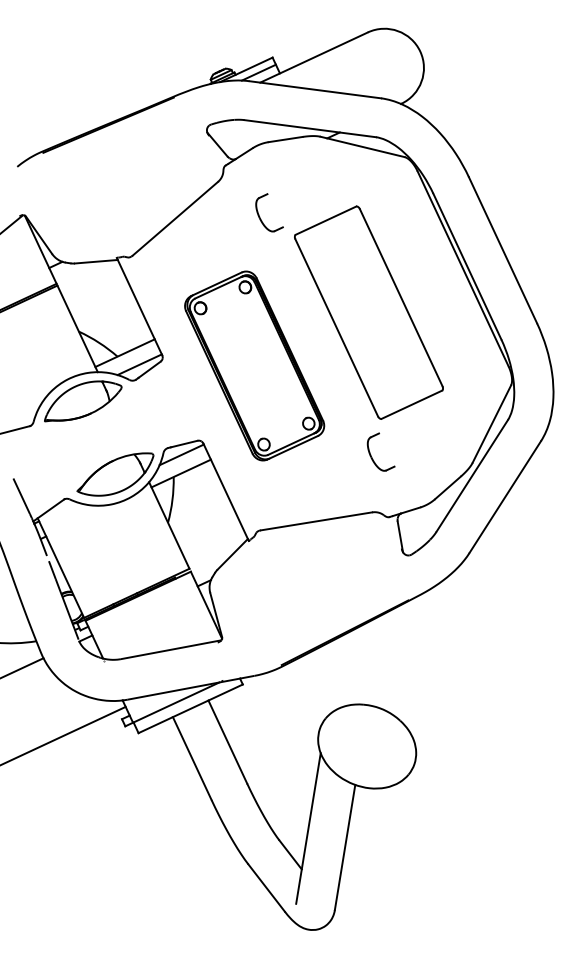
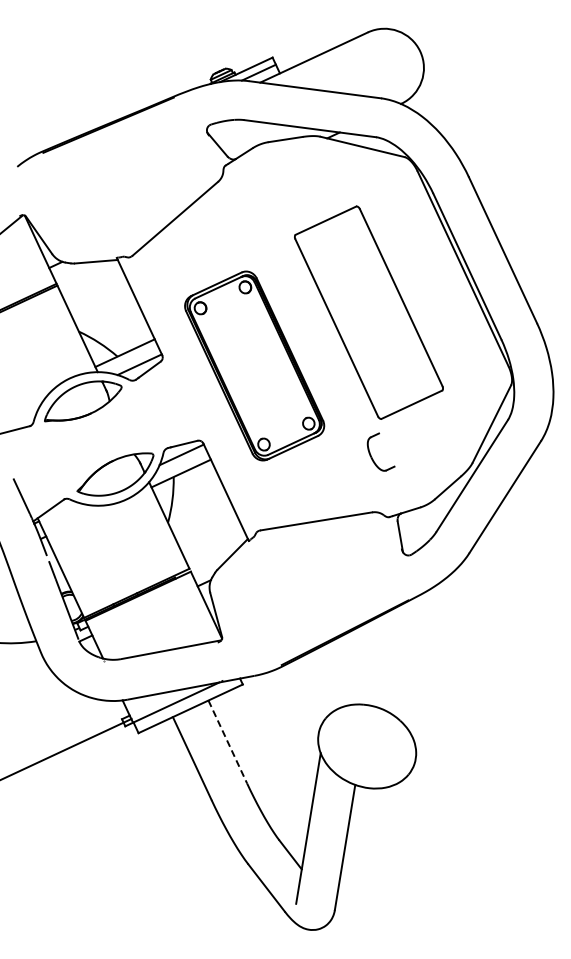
part: present -> none (260, 216)
line: present -> none (22, 667)
line position: (63, 735) -> (66, 748) (66, 748)
line: solid -> dashed (227, 742)
